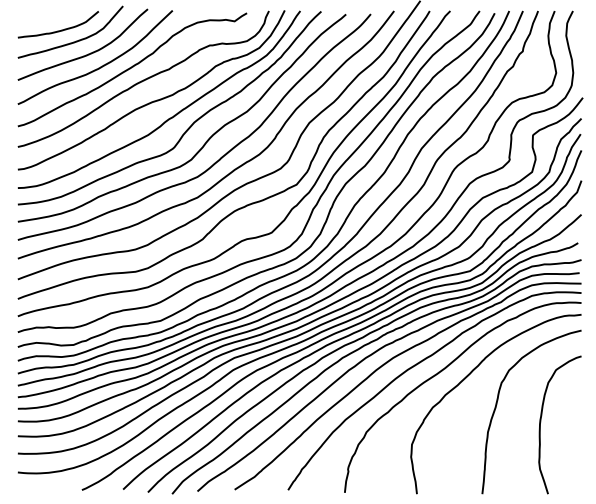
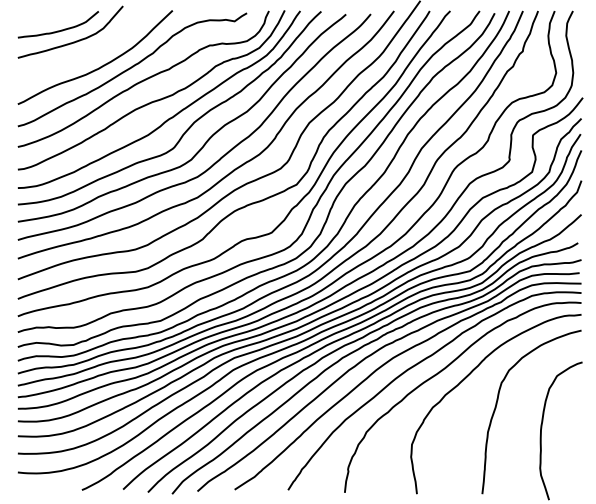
curve: present -> none (86, 54)
curve position: (541, 422) -> (542, 428) (542, 428)
